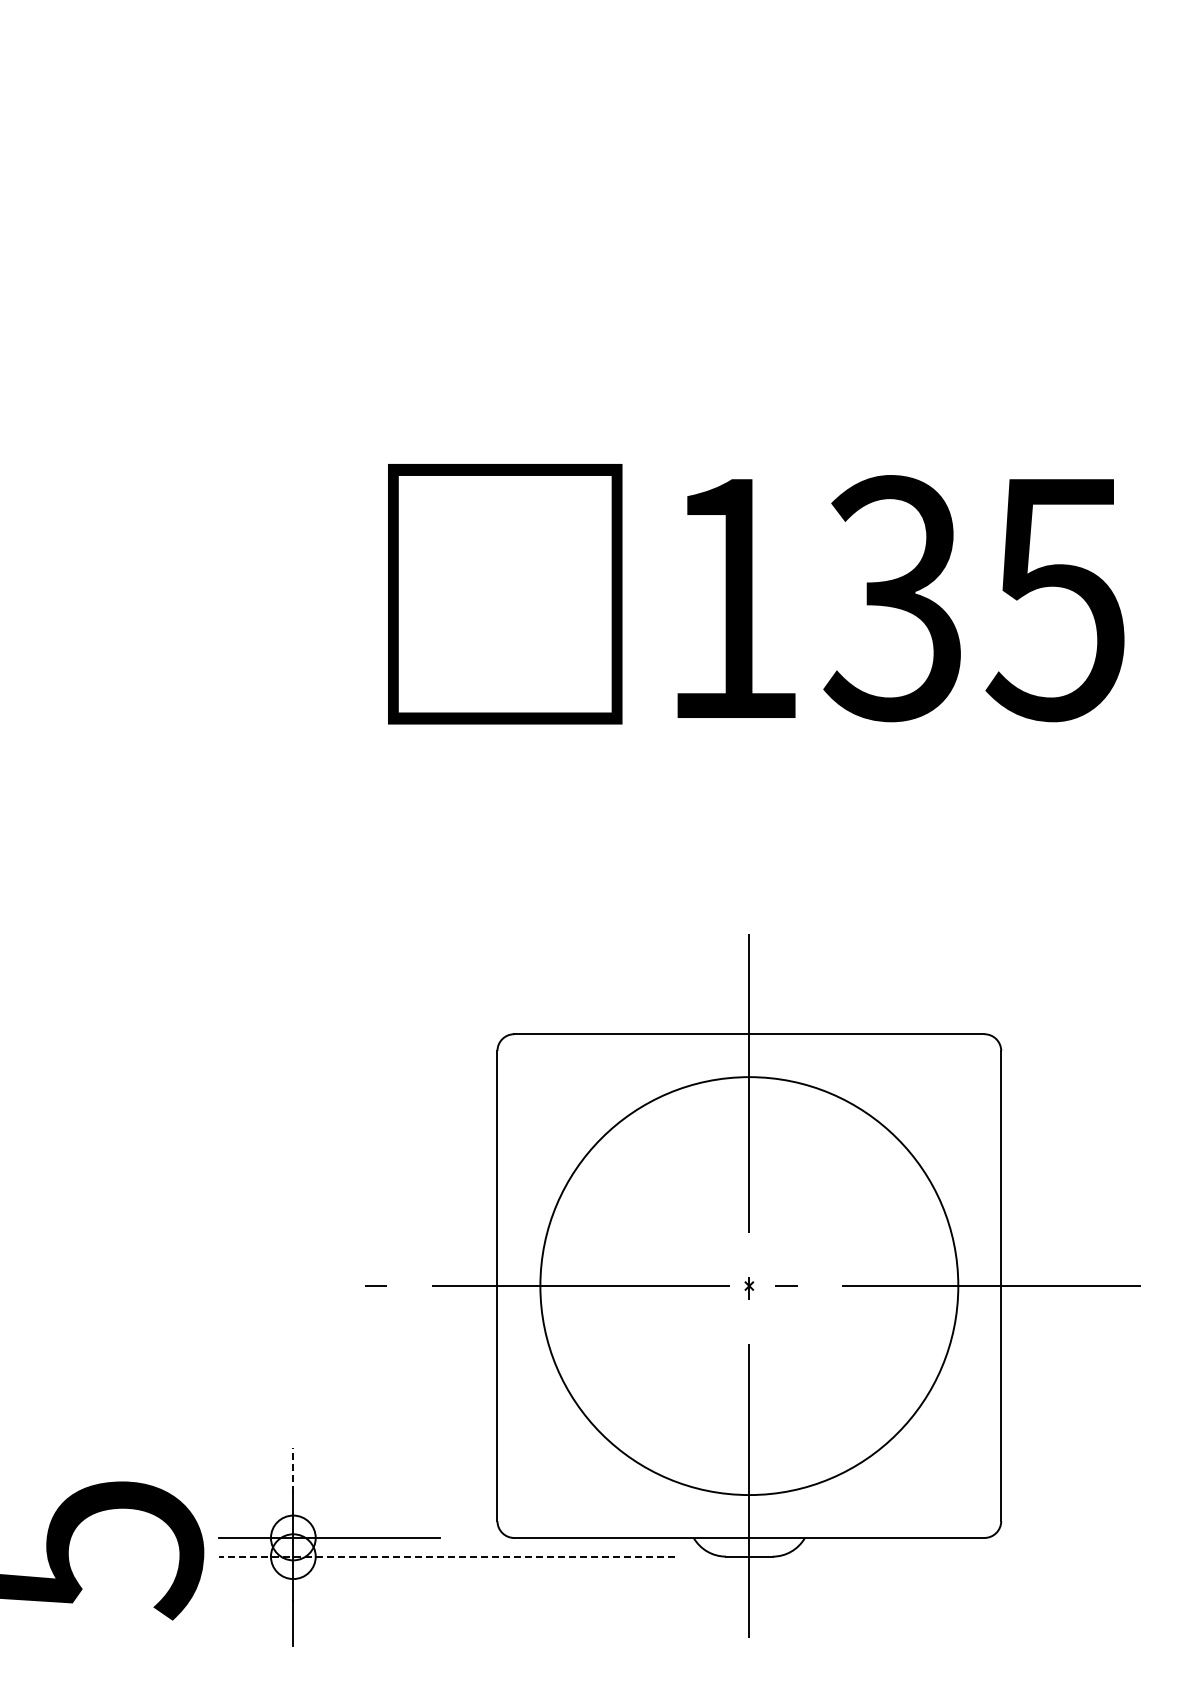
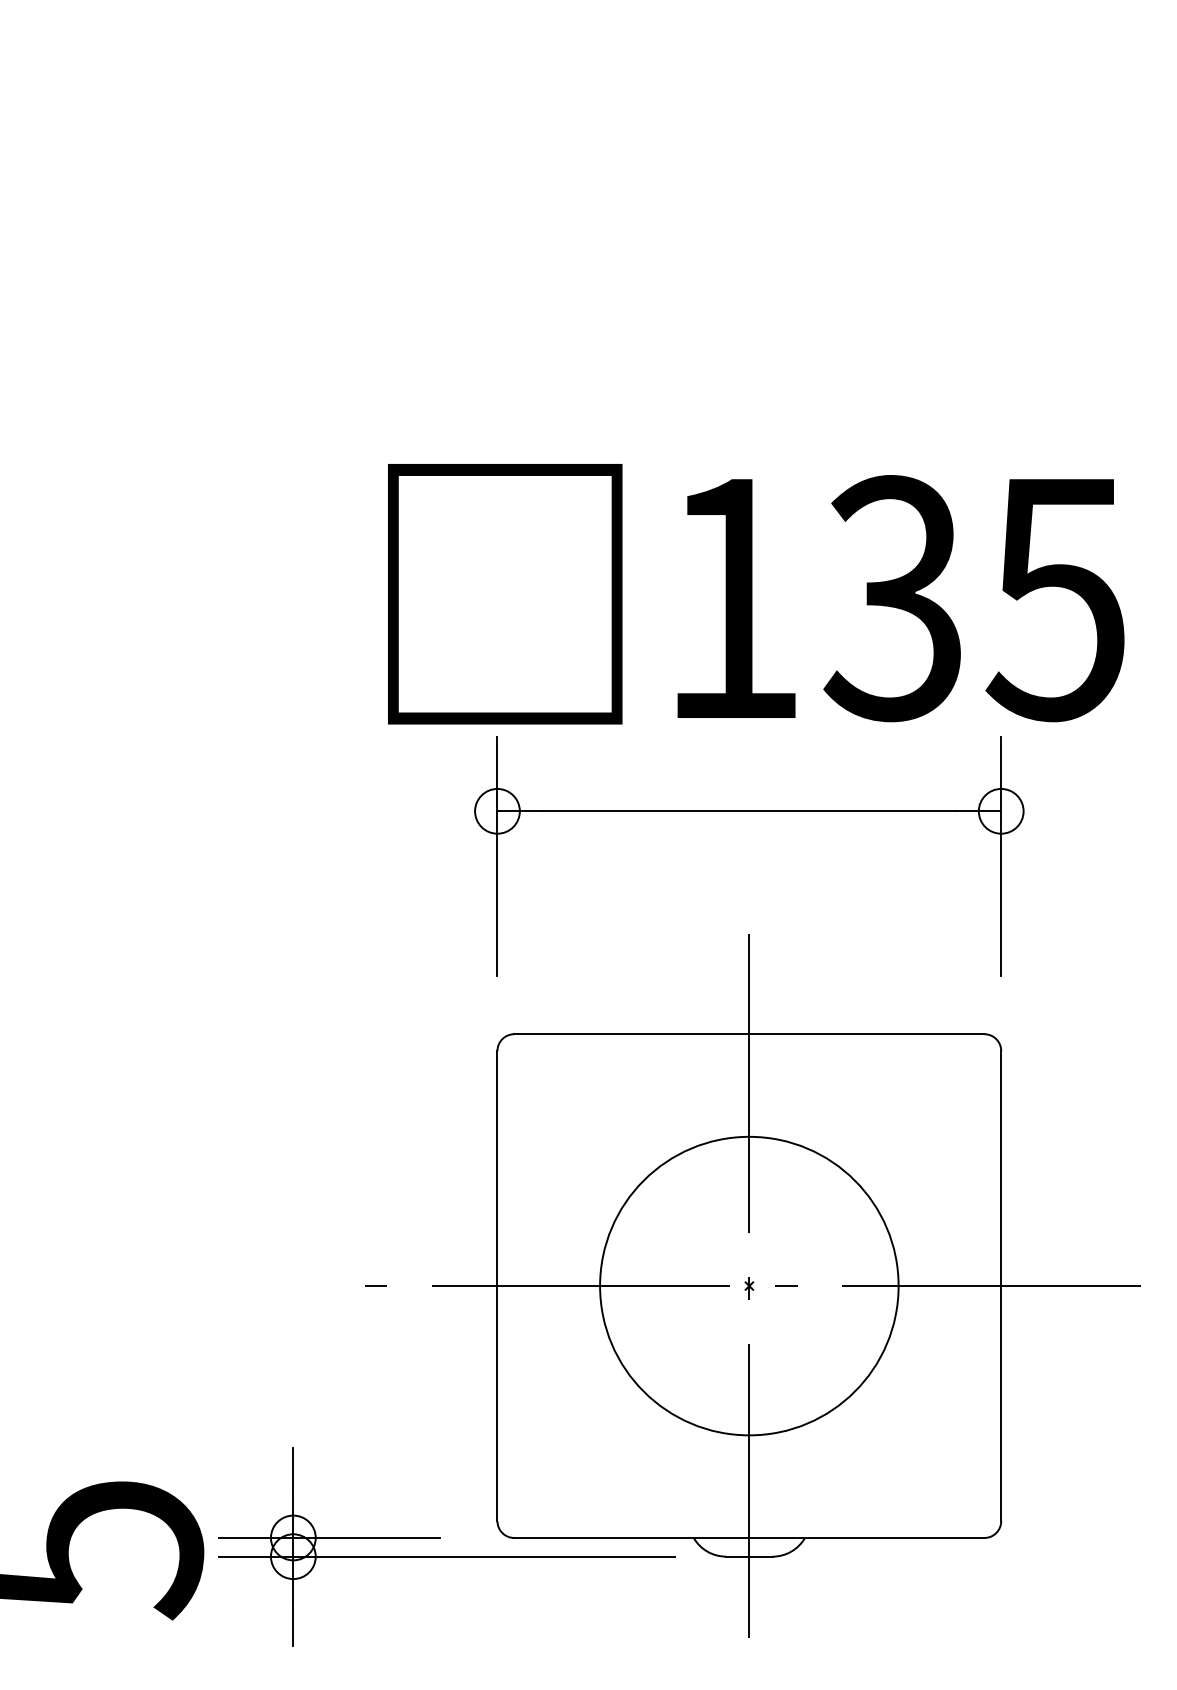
part: none -> present (749, 811)
circle diameter: 418 px -> 299 px (749, 1285)
line: dashed -> solid (293, 1470)
line: dashed -> solid (446, 1556)
